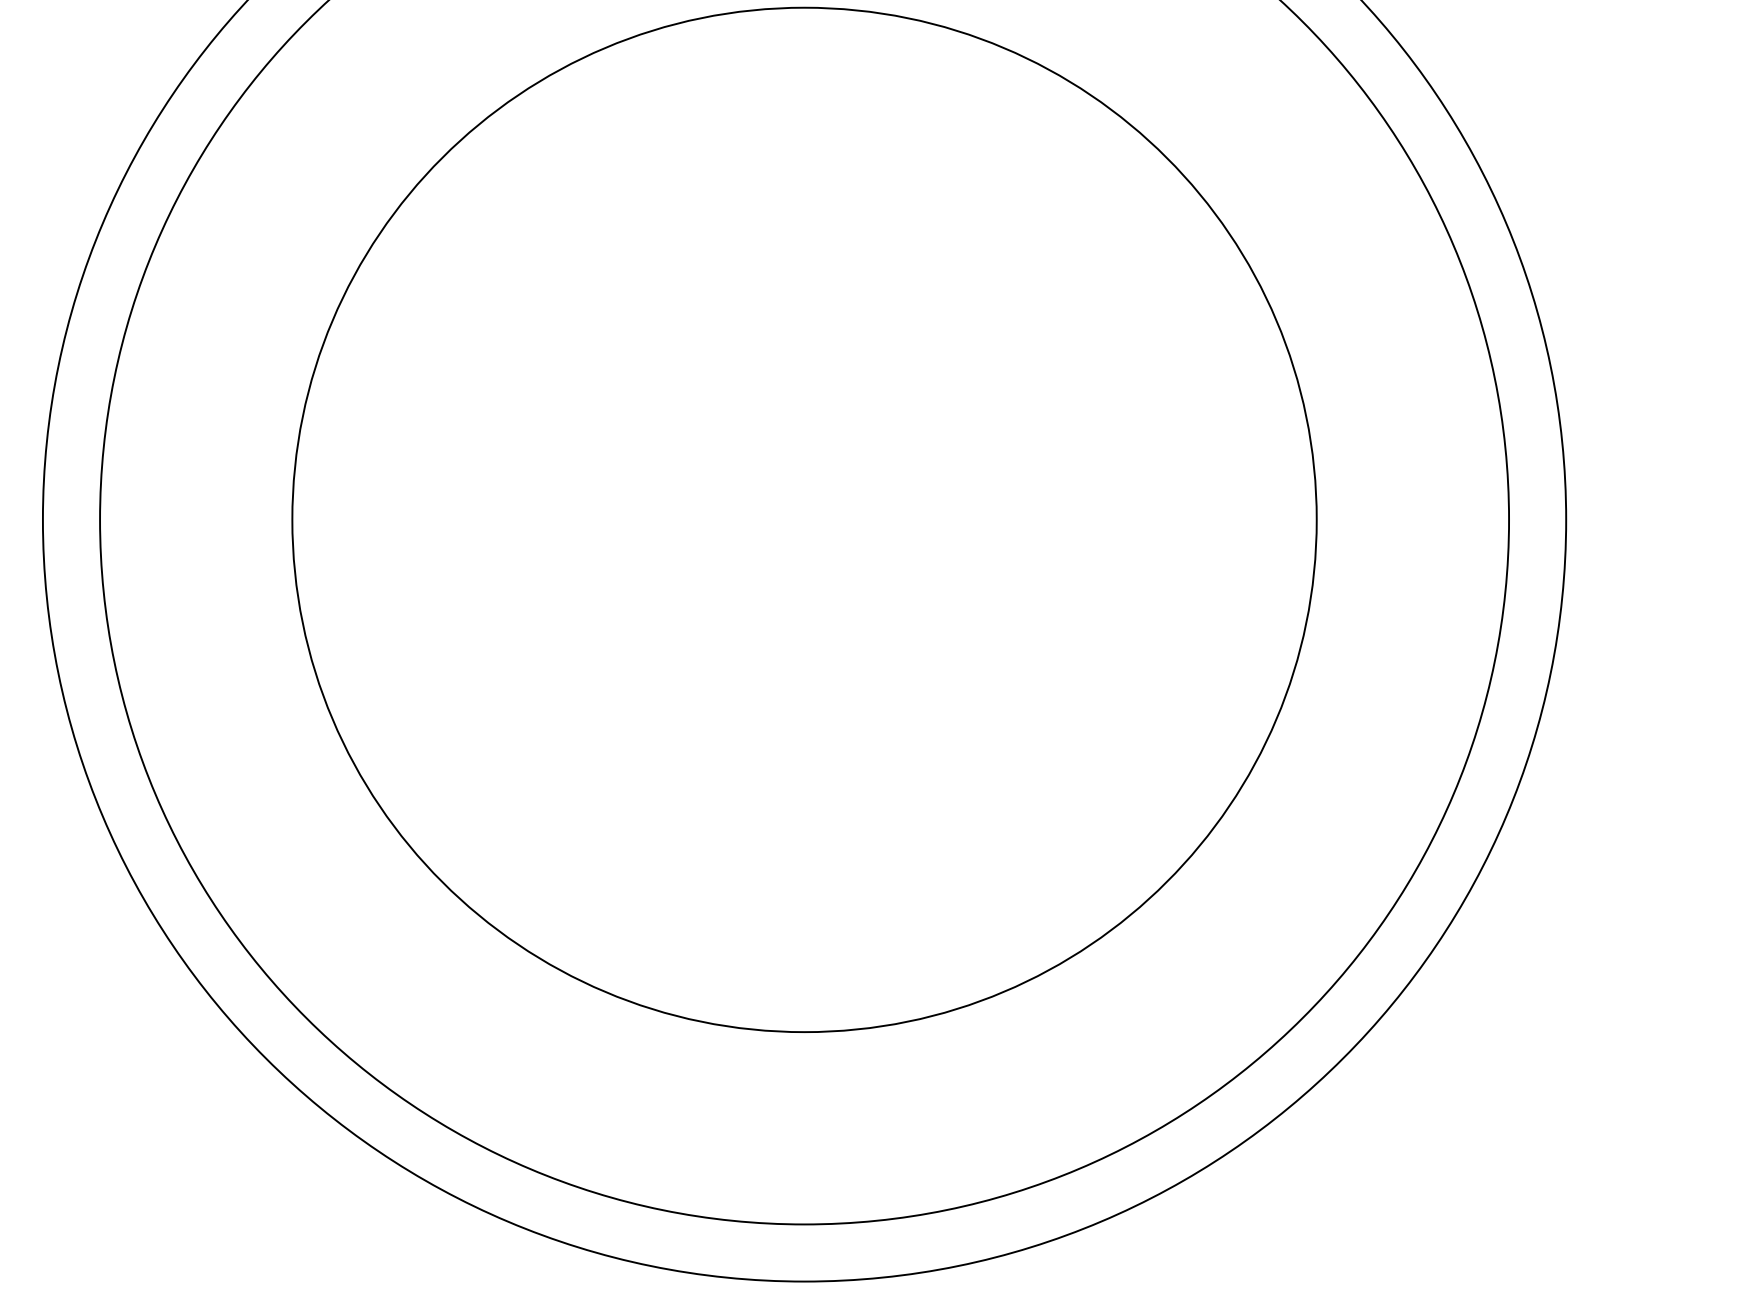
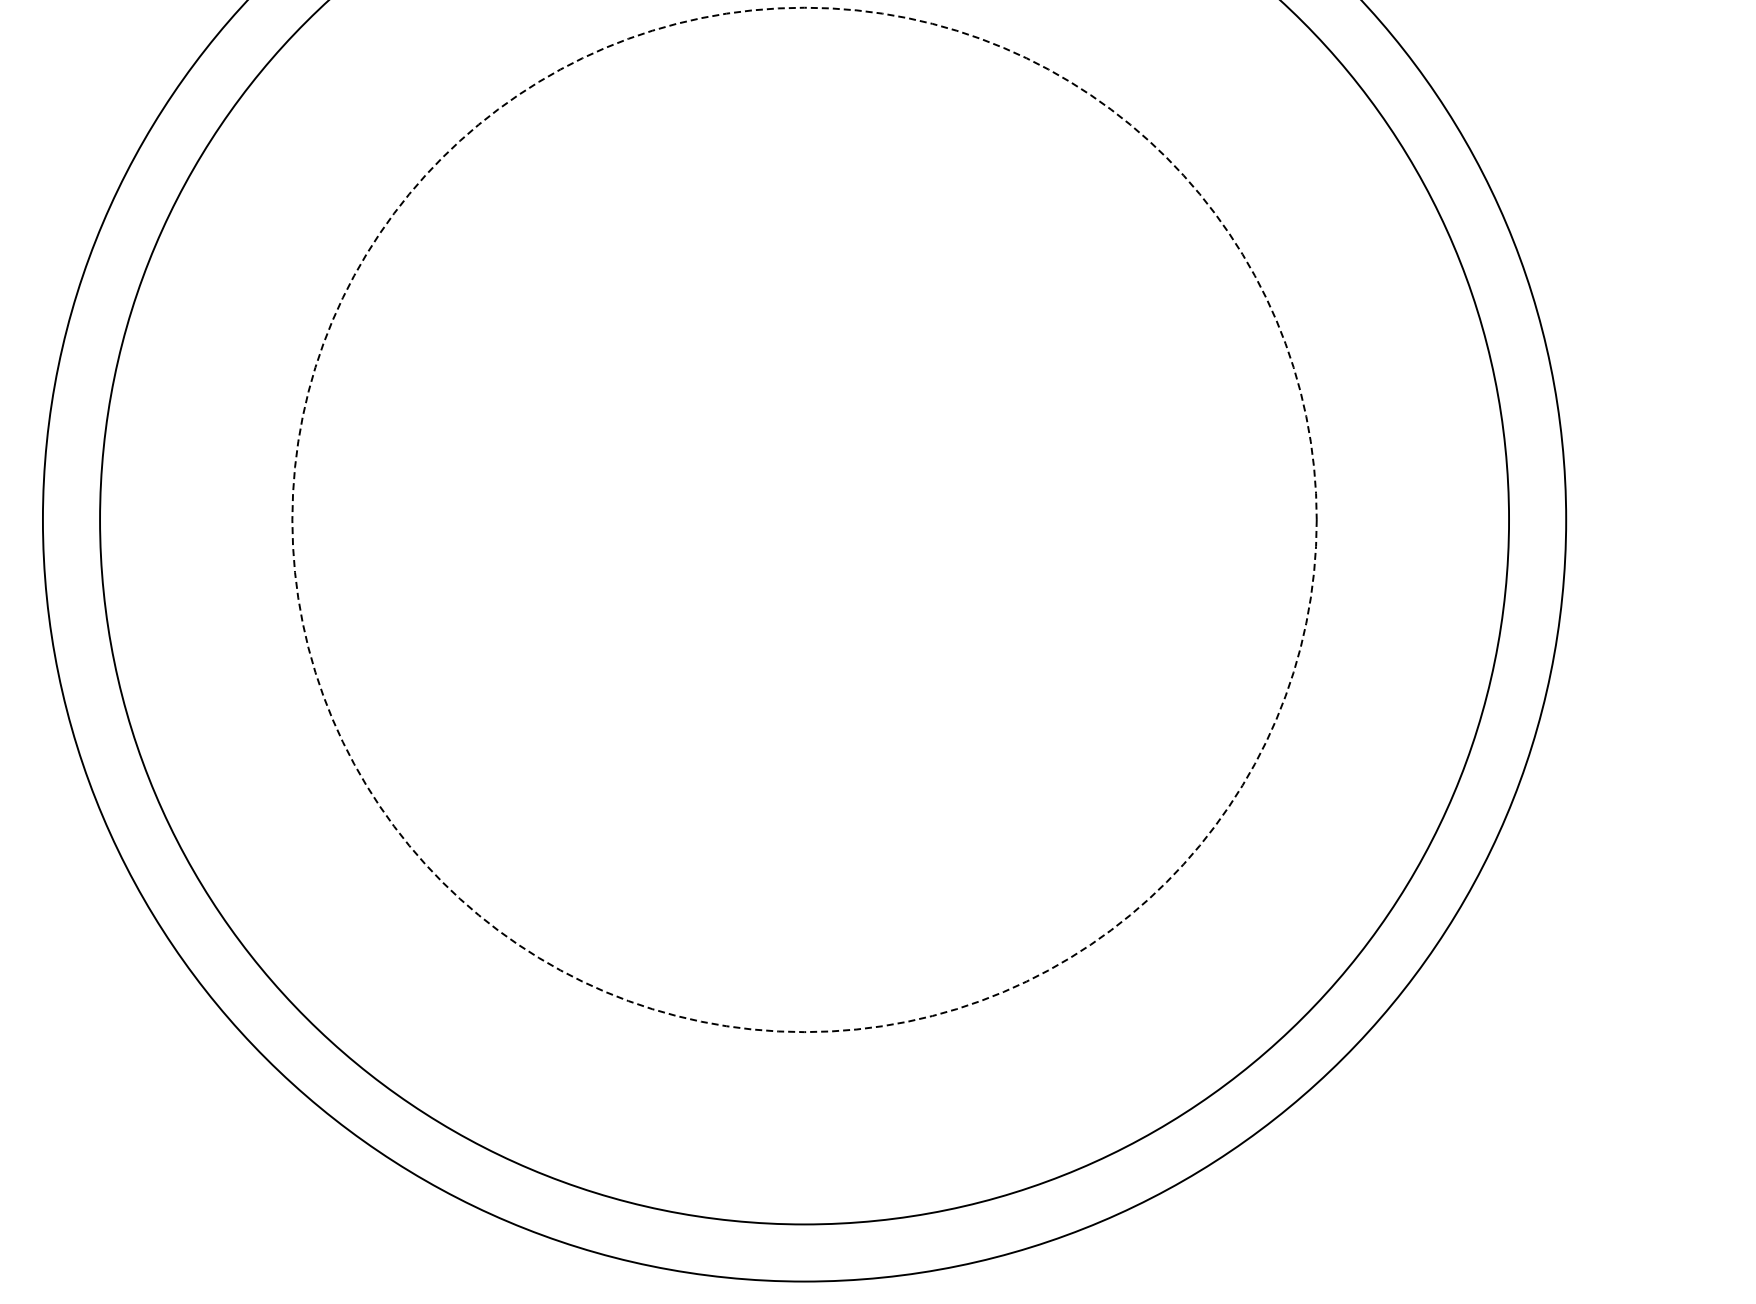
circle: solid -> dashed (804, 519)
